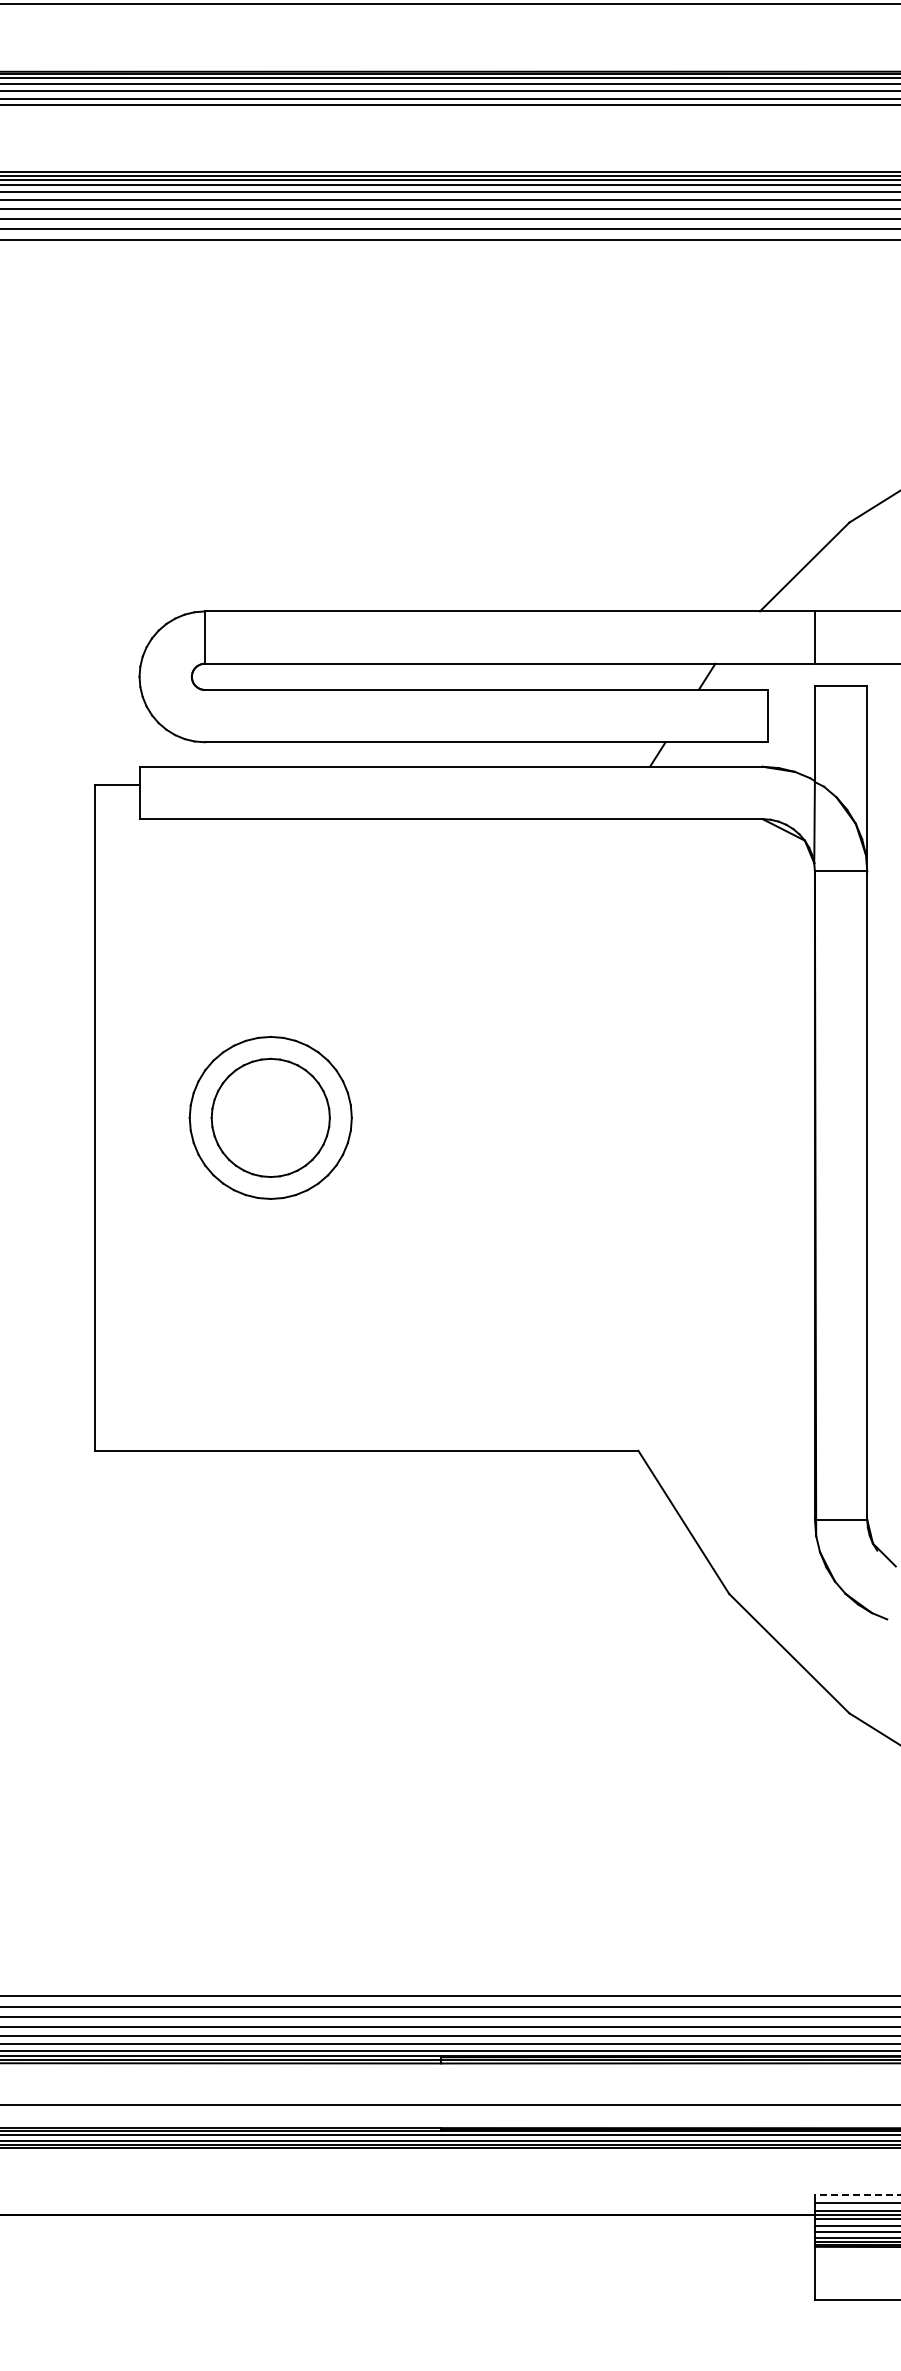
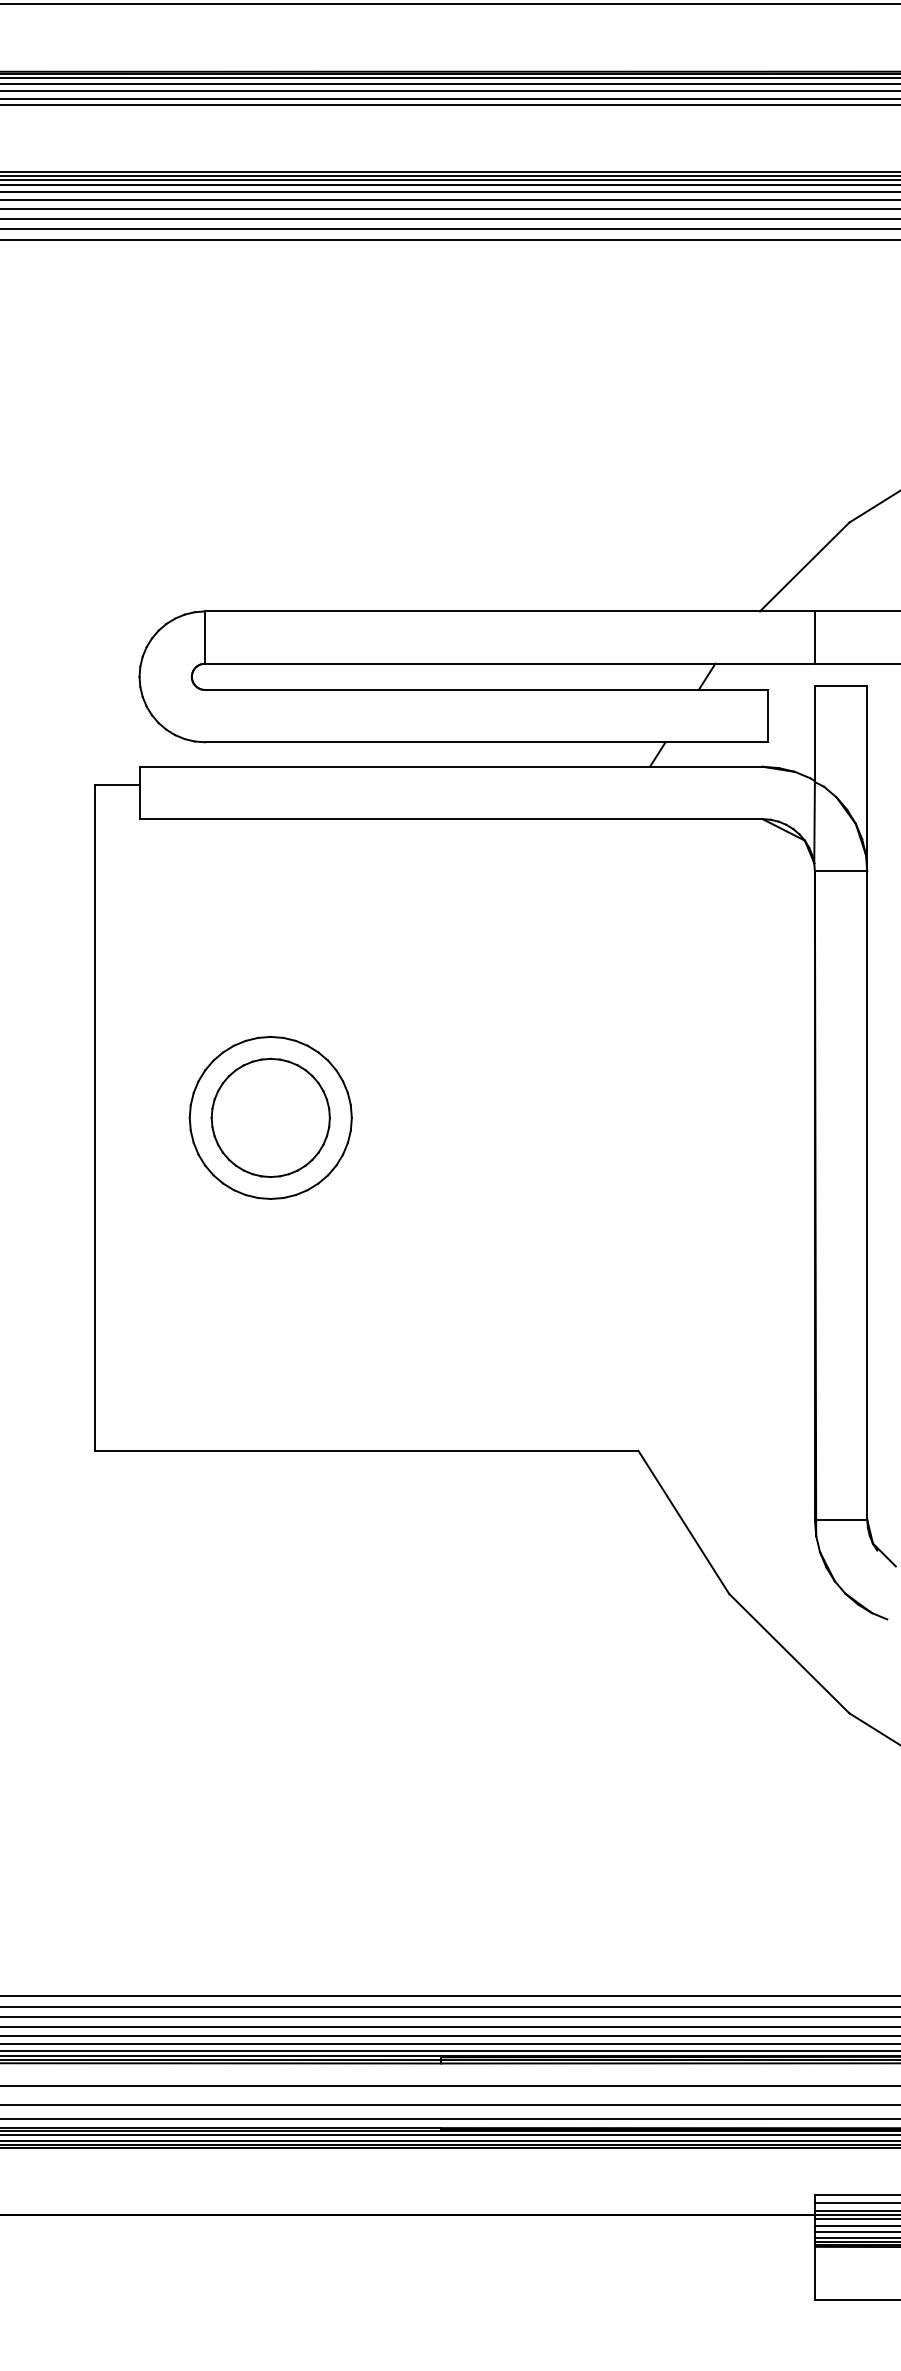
line: none -> present (449, 2086)
line: none -> present (449, 2119)
line: dashed -> solid (857, 2195)
